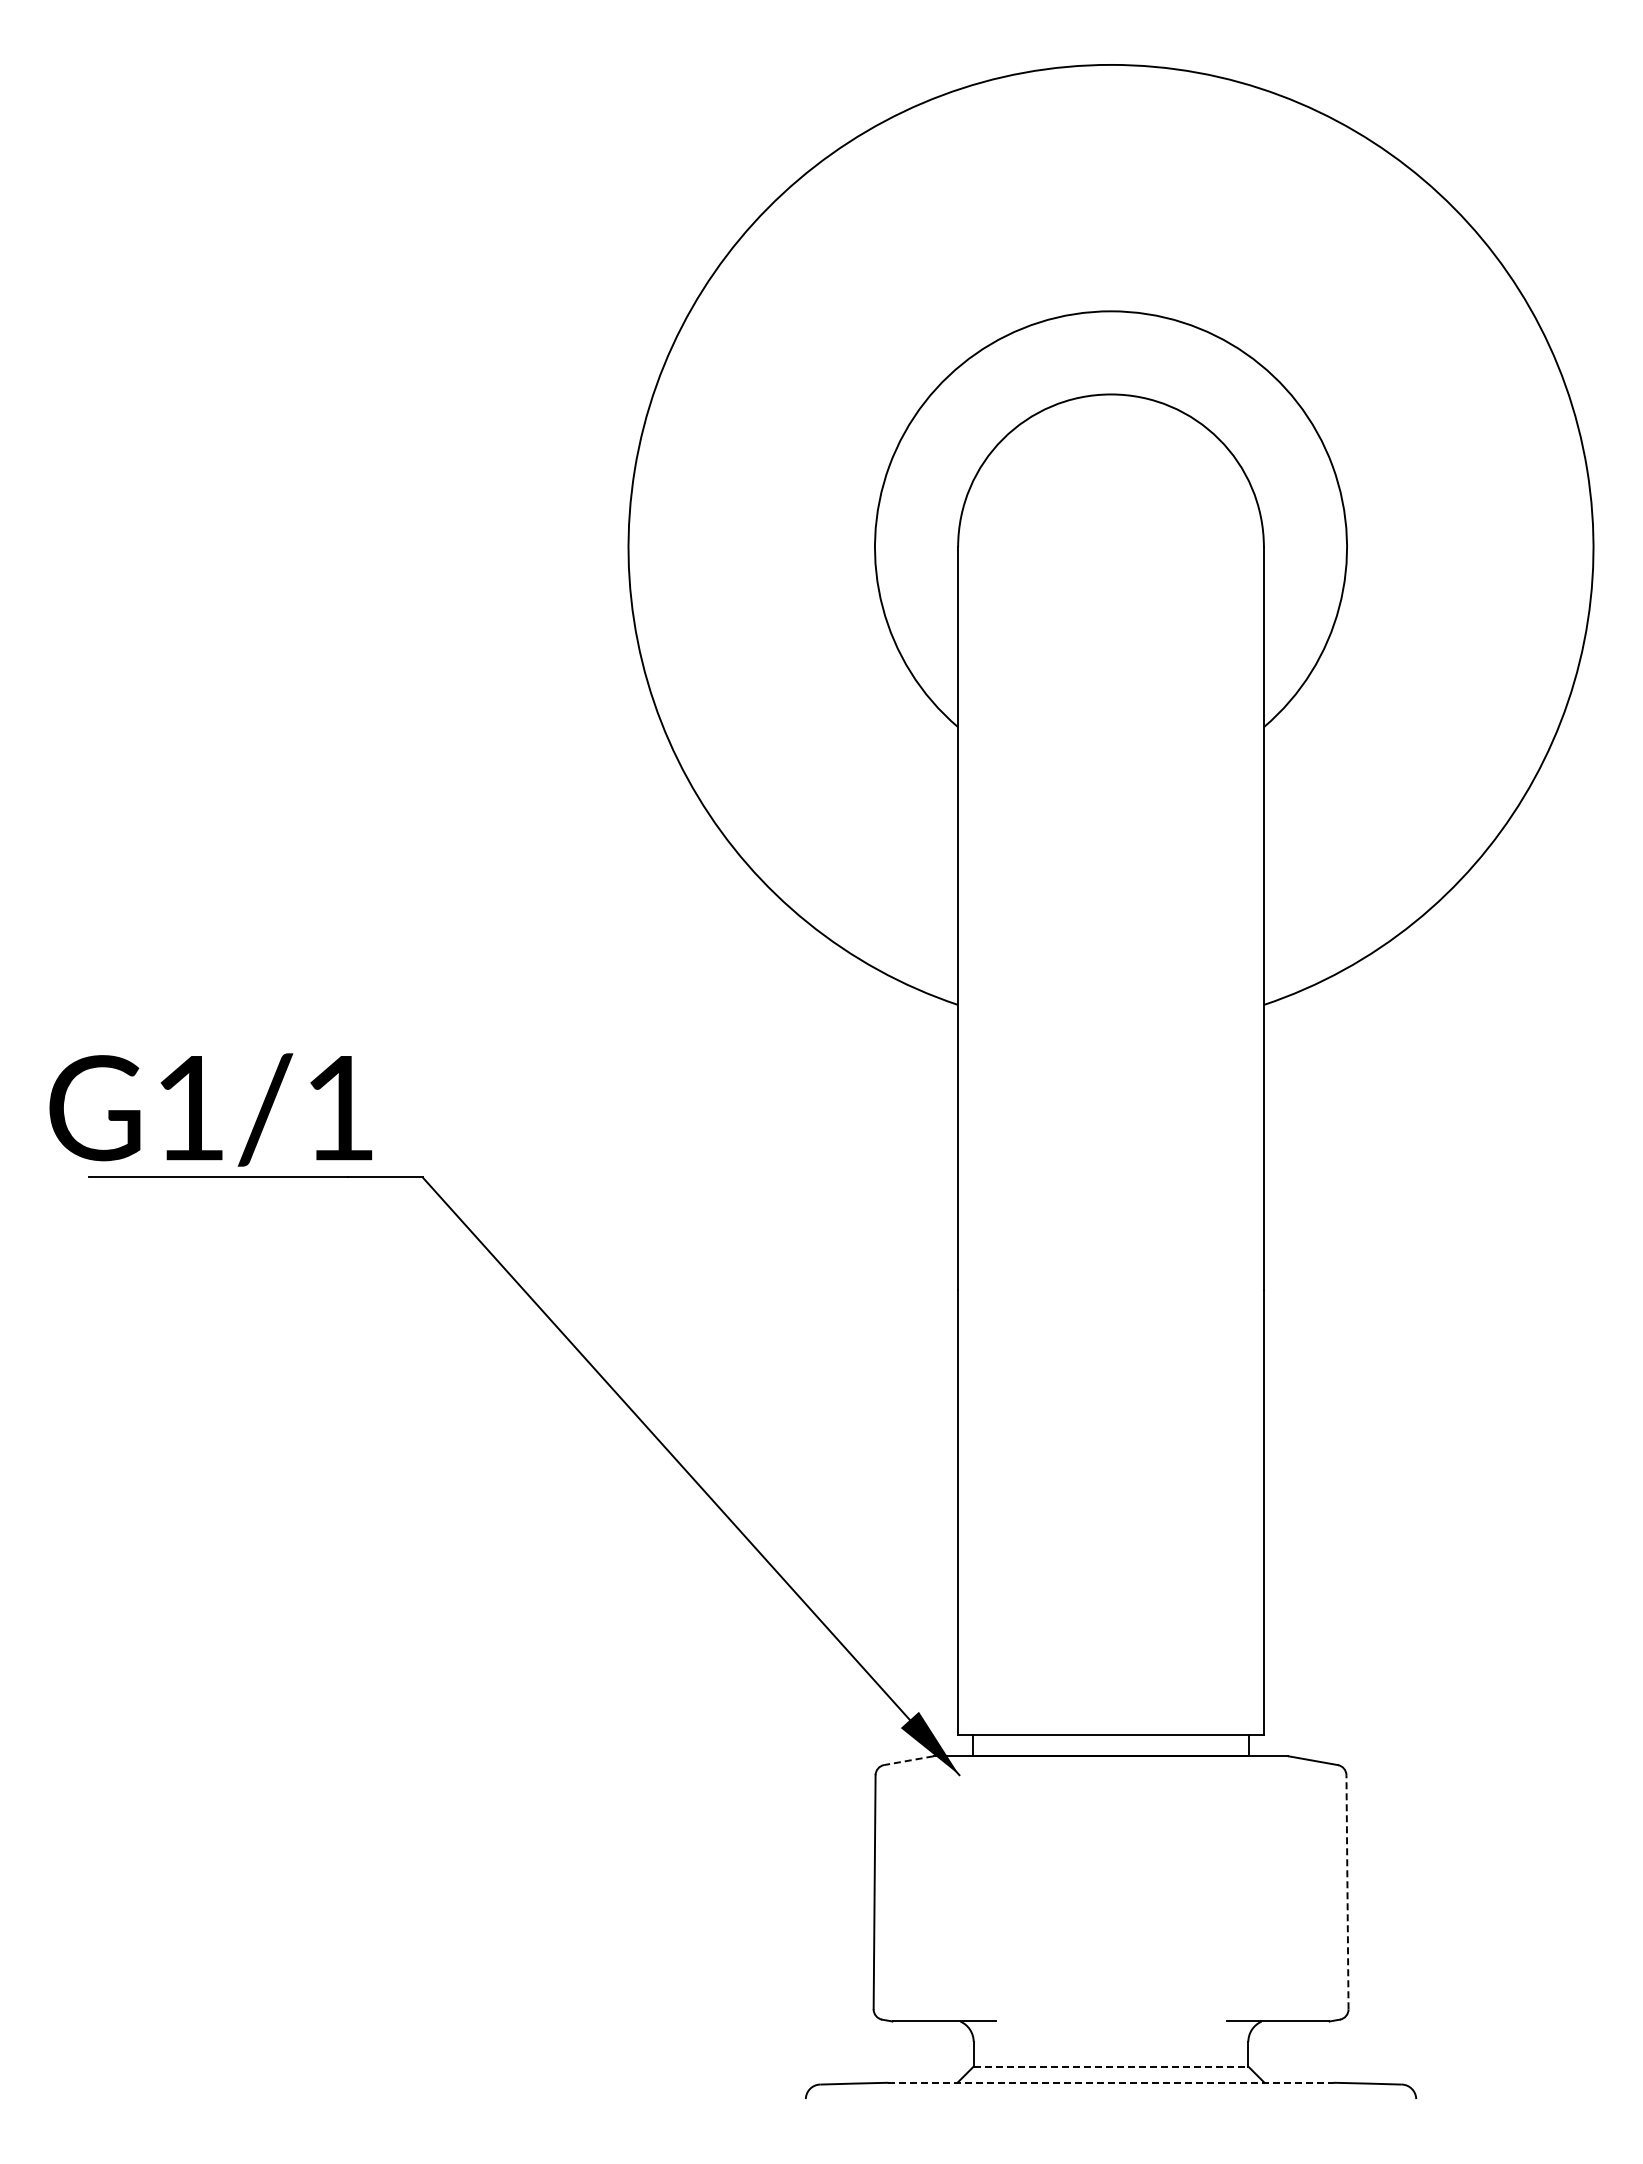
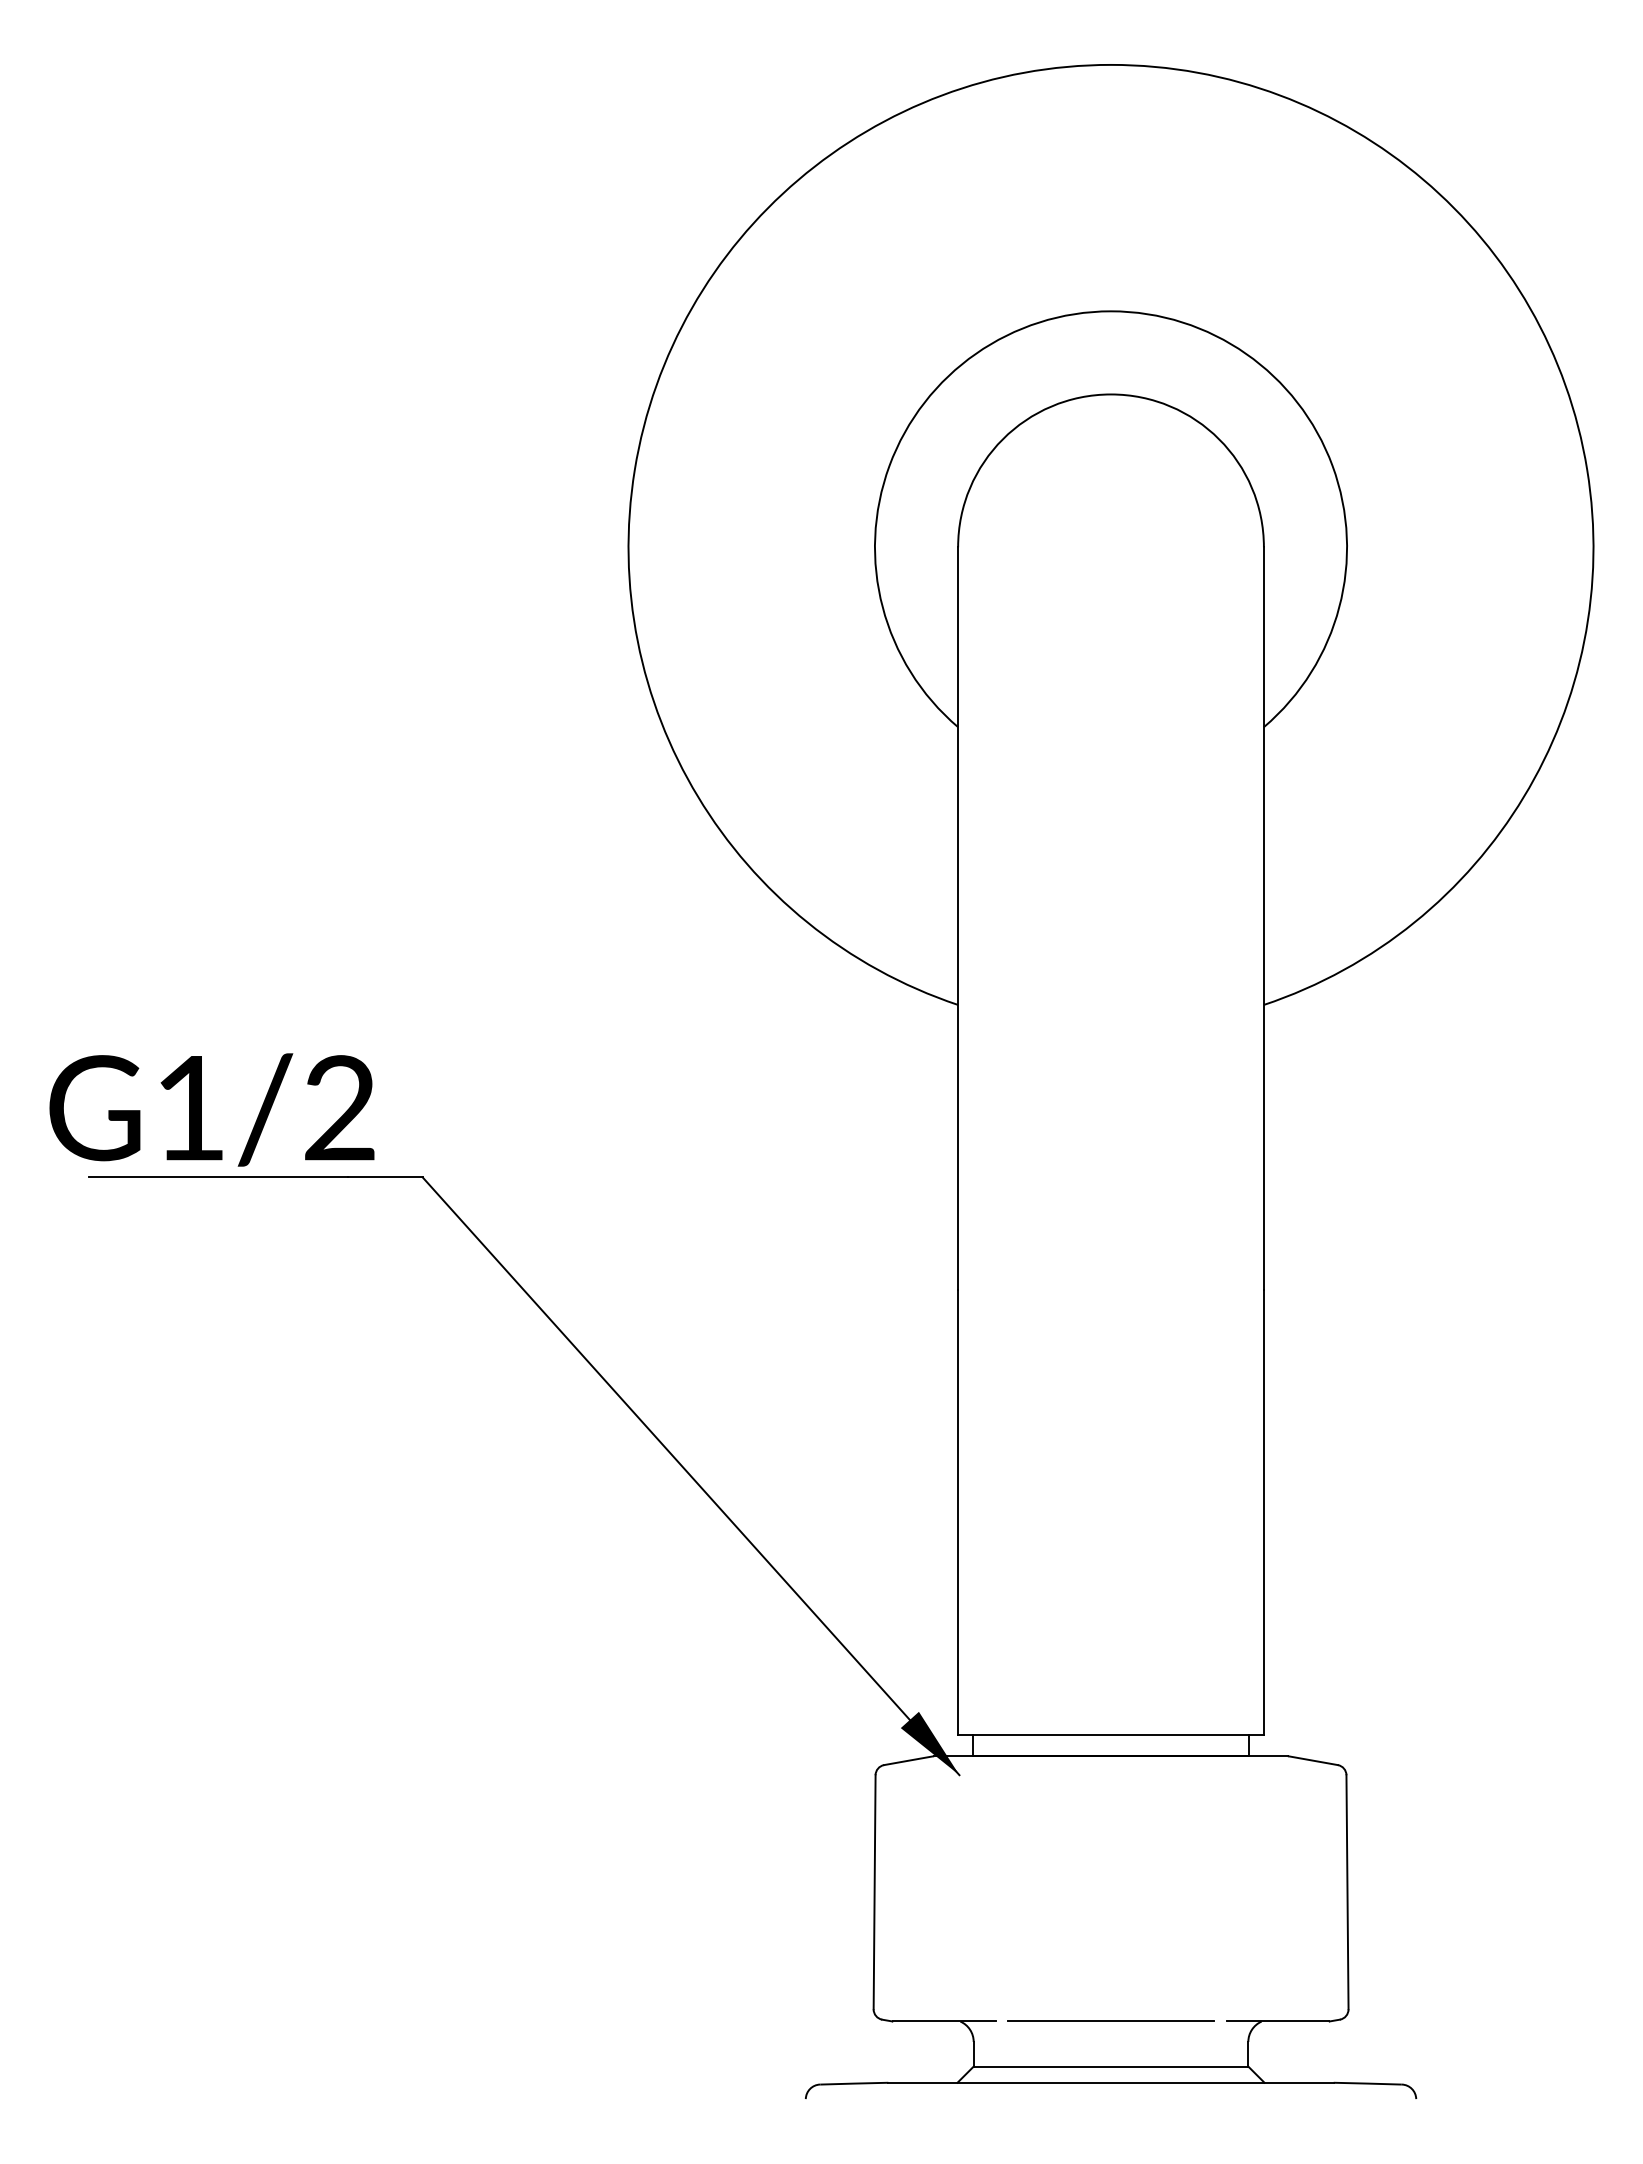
text: G1/1 -> G1/2 (339, 1107)
line: dashed -> solid (908, 1760)
line: dashed -> solid (1347, 1891)
line: none -> present (1110, 2021)
line: dashed -> solid (1111, 2066)
line: dashed -> solid (1111, 2082)
